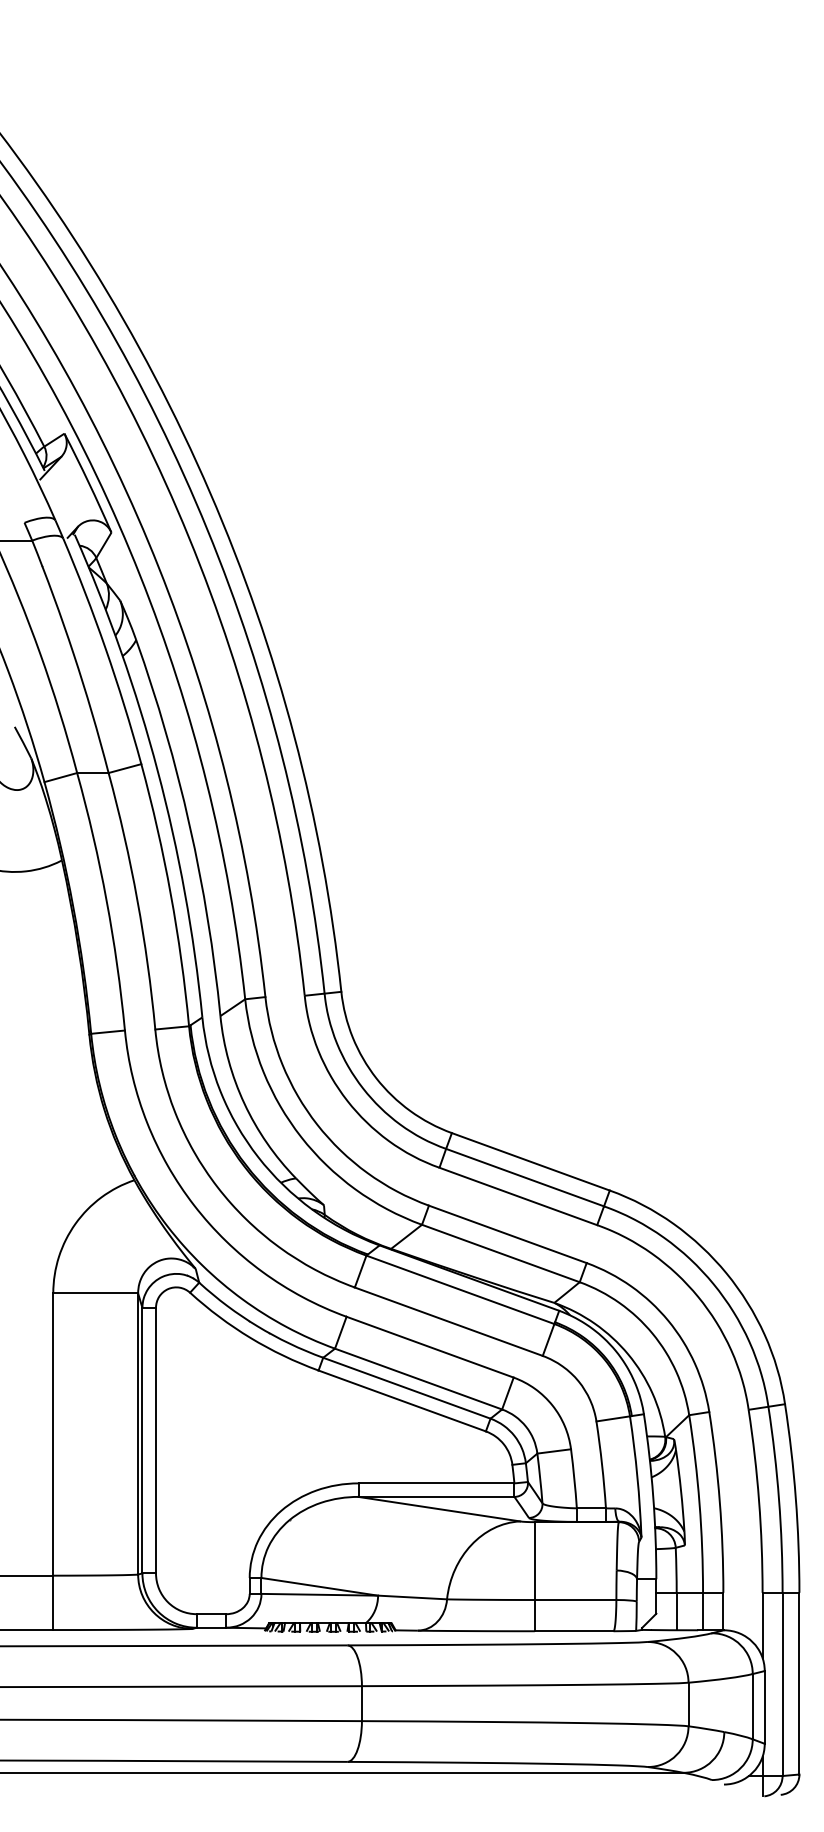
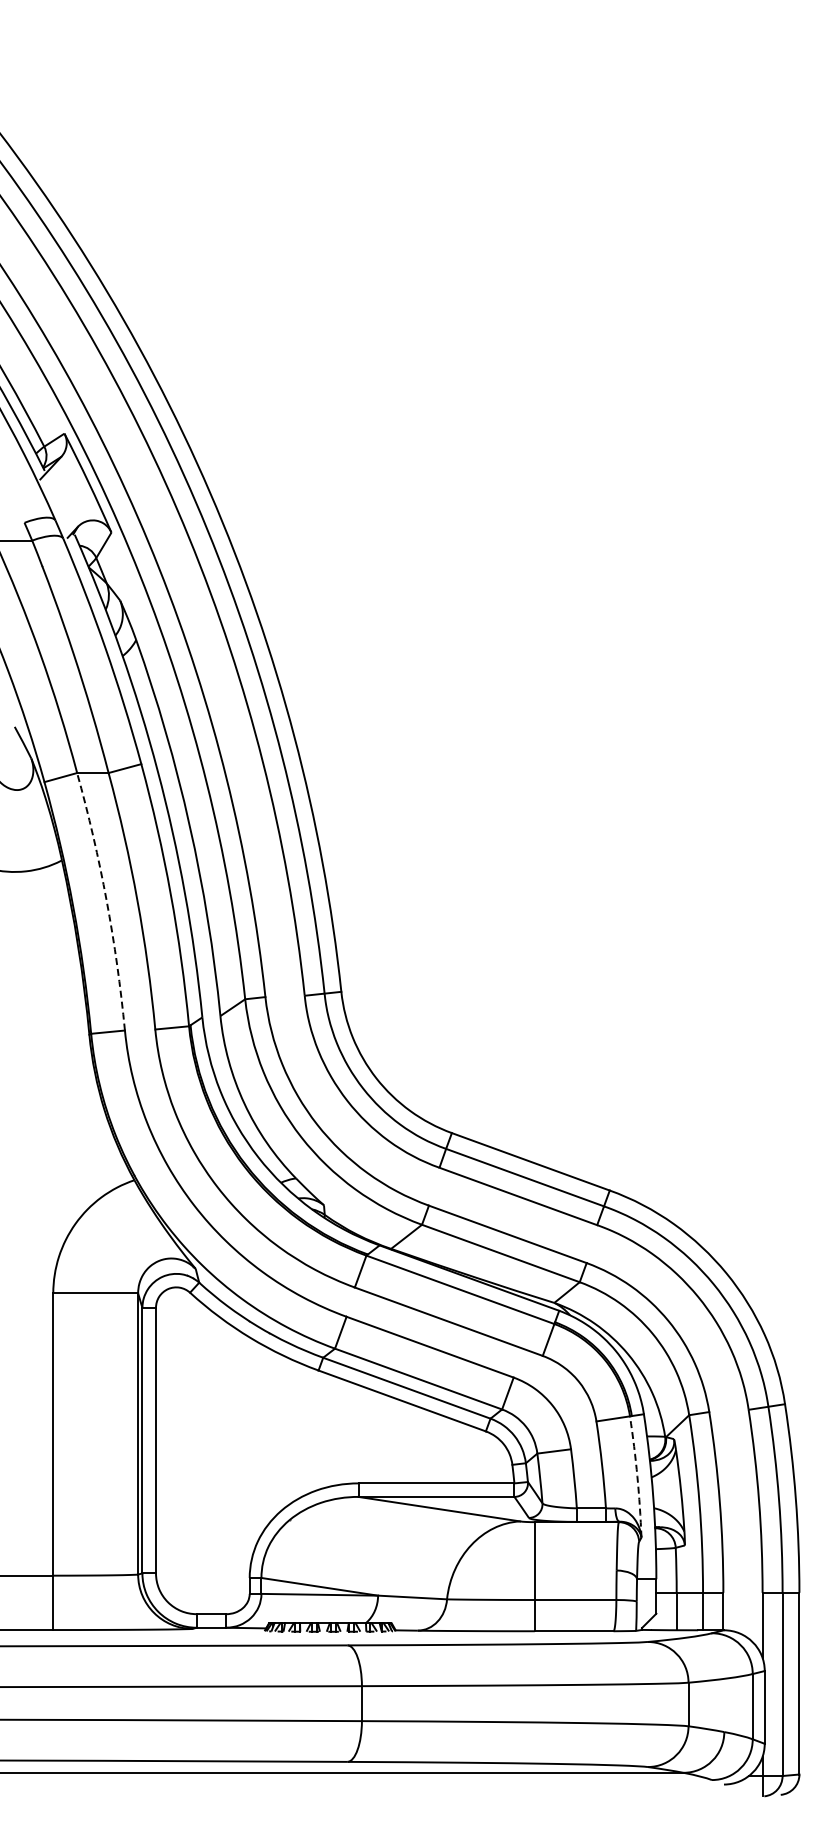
arc: solid -> dashed (106, 900)
arc: solid -> dashed (637, 1476)
